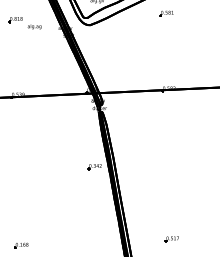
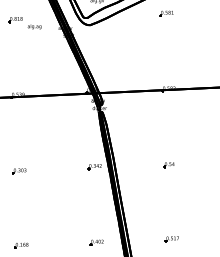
part: none -> present (168, 165)
part: none -> present (19, 171)
part: none -> present (96, 242)
